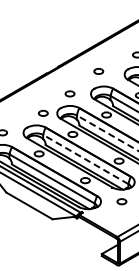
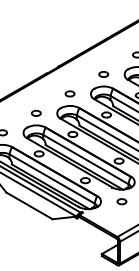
part position: (98, 71) -> (103, 74) (103, 74)
part position: (43, 112) -> (36, 112) (36, 112)
line: dashed -> solid (107, 132)
line: dashed -> solid (85, 159)
